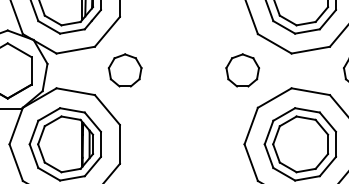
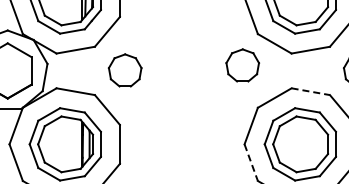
part position: (242, 70) -> (242, 65) (242, 65)
line: solid -> dashed (311, 91)
line: solid -> dashed (251, 163)
